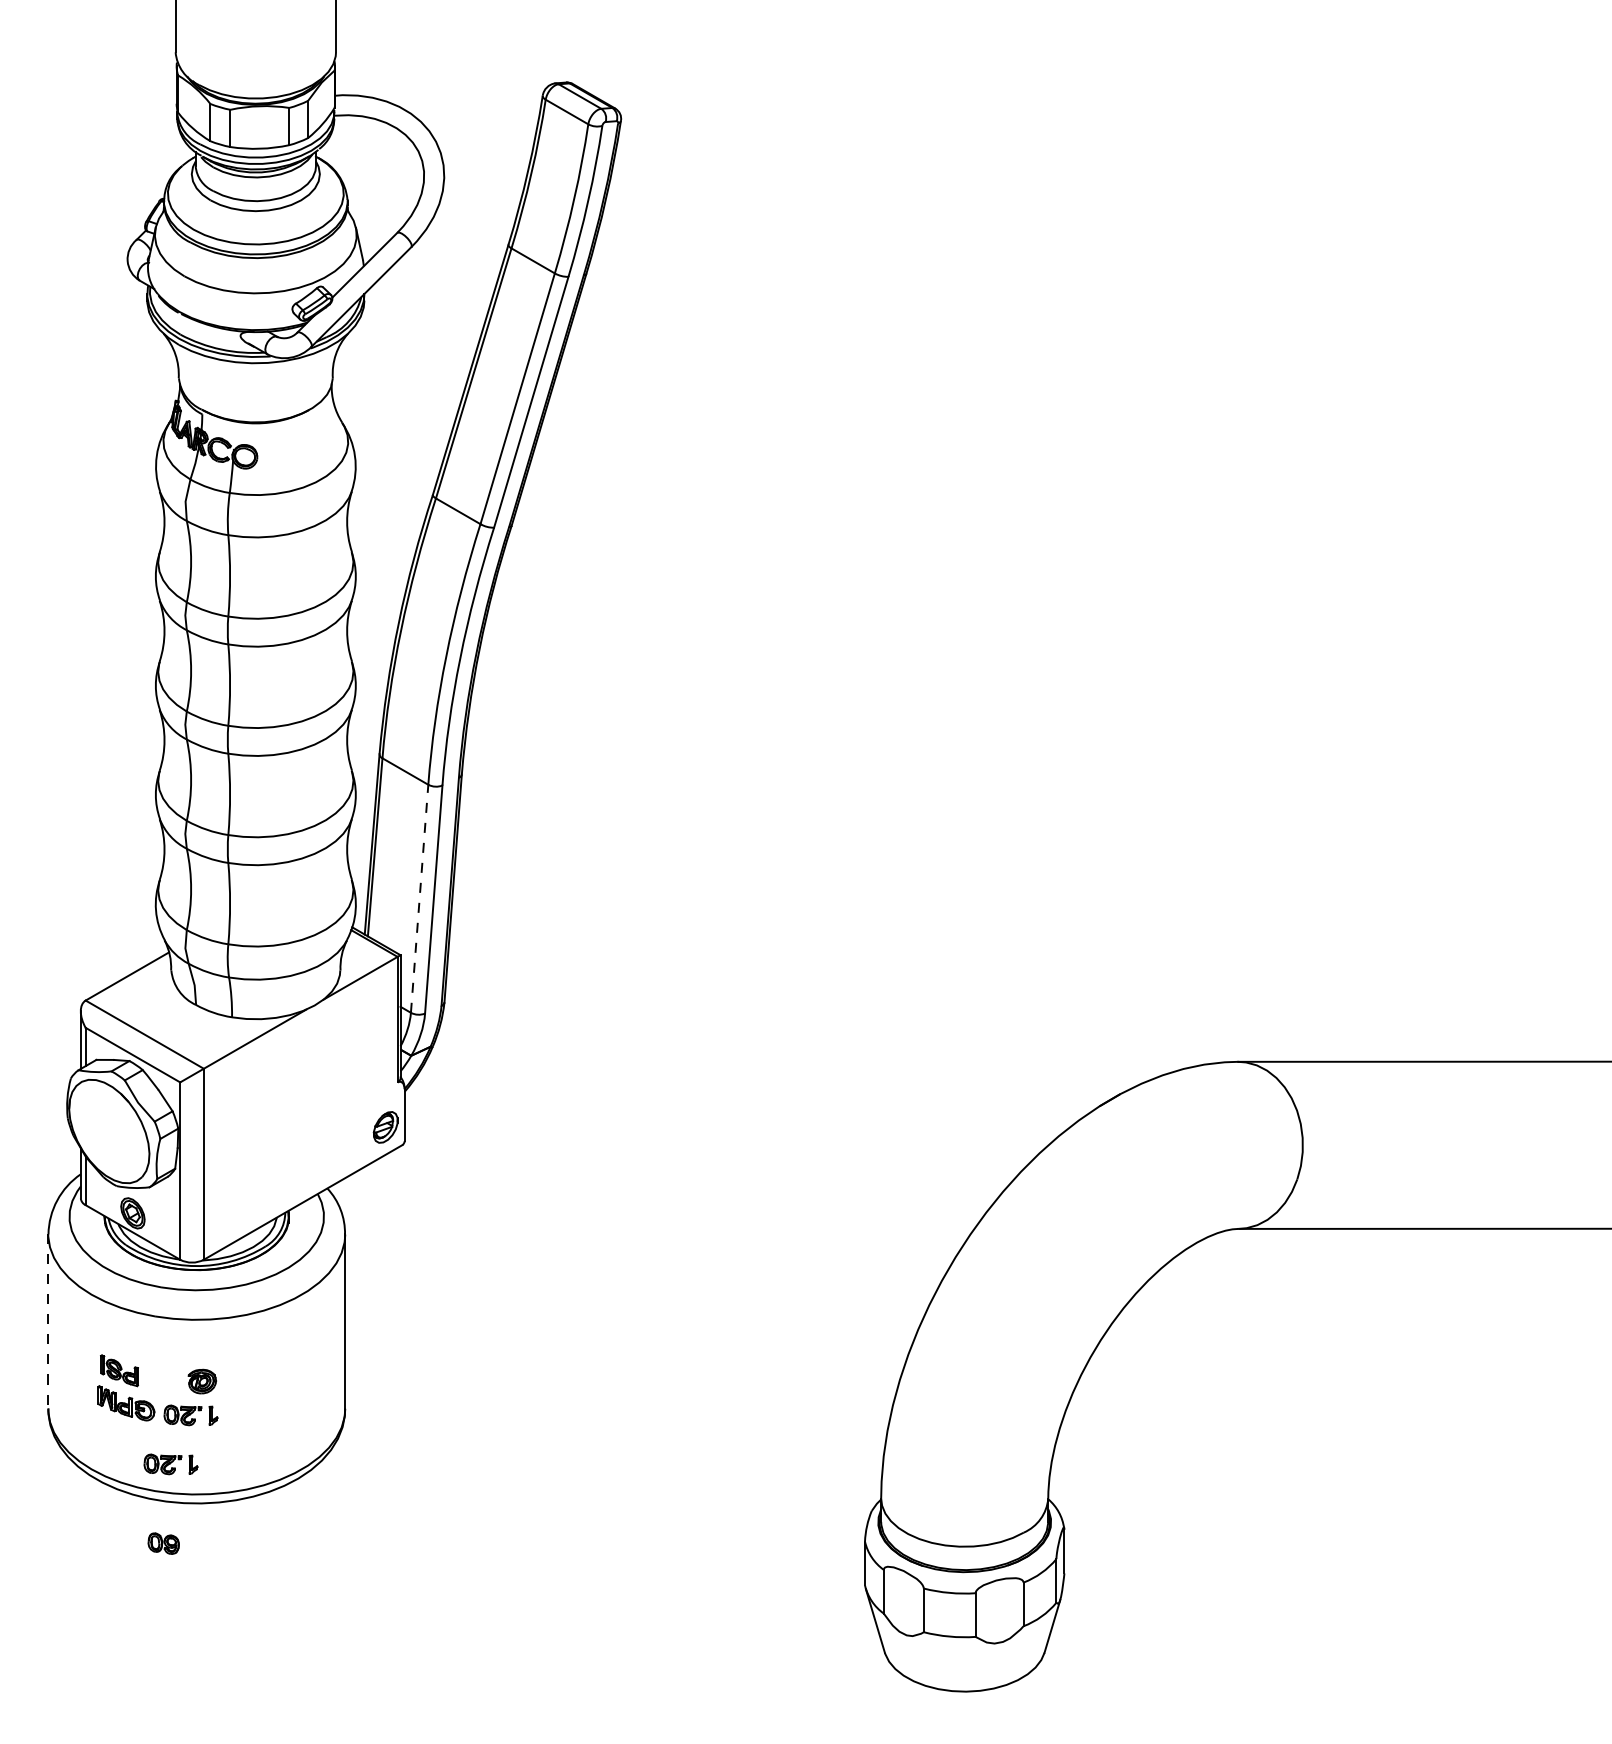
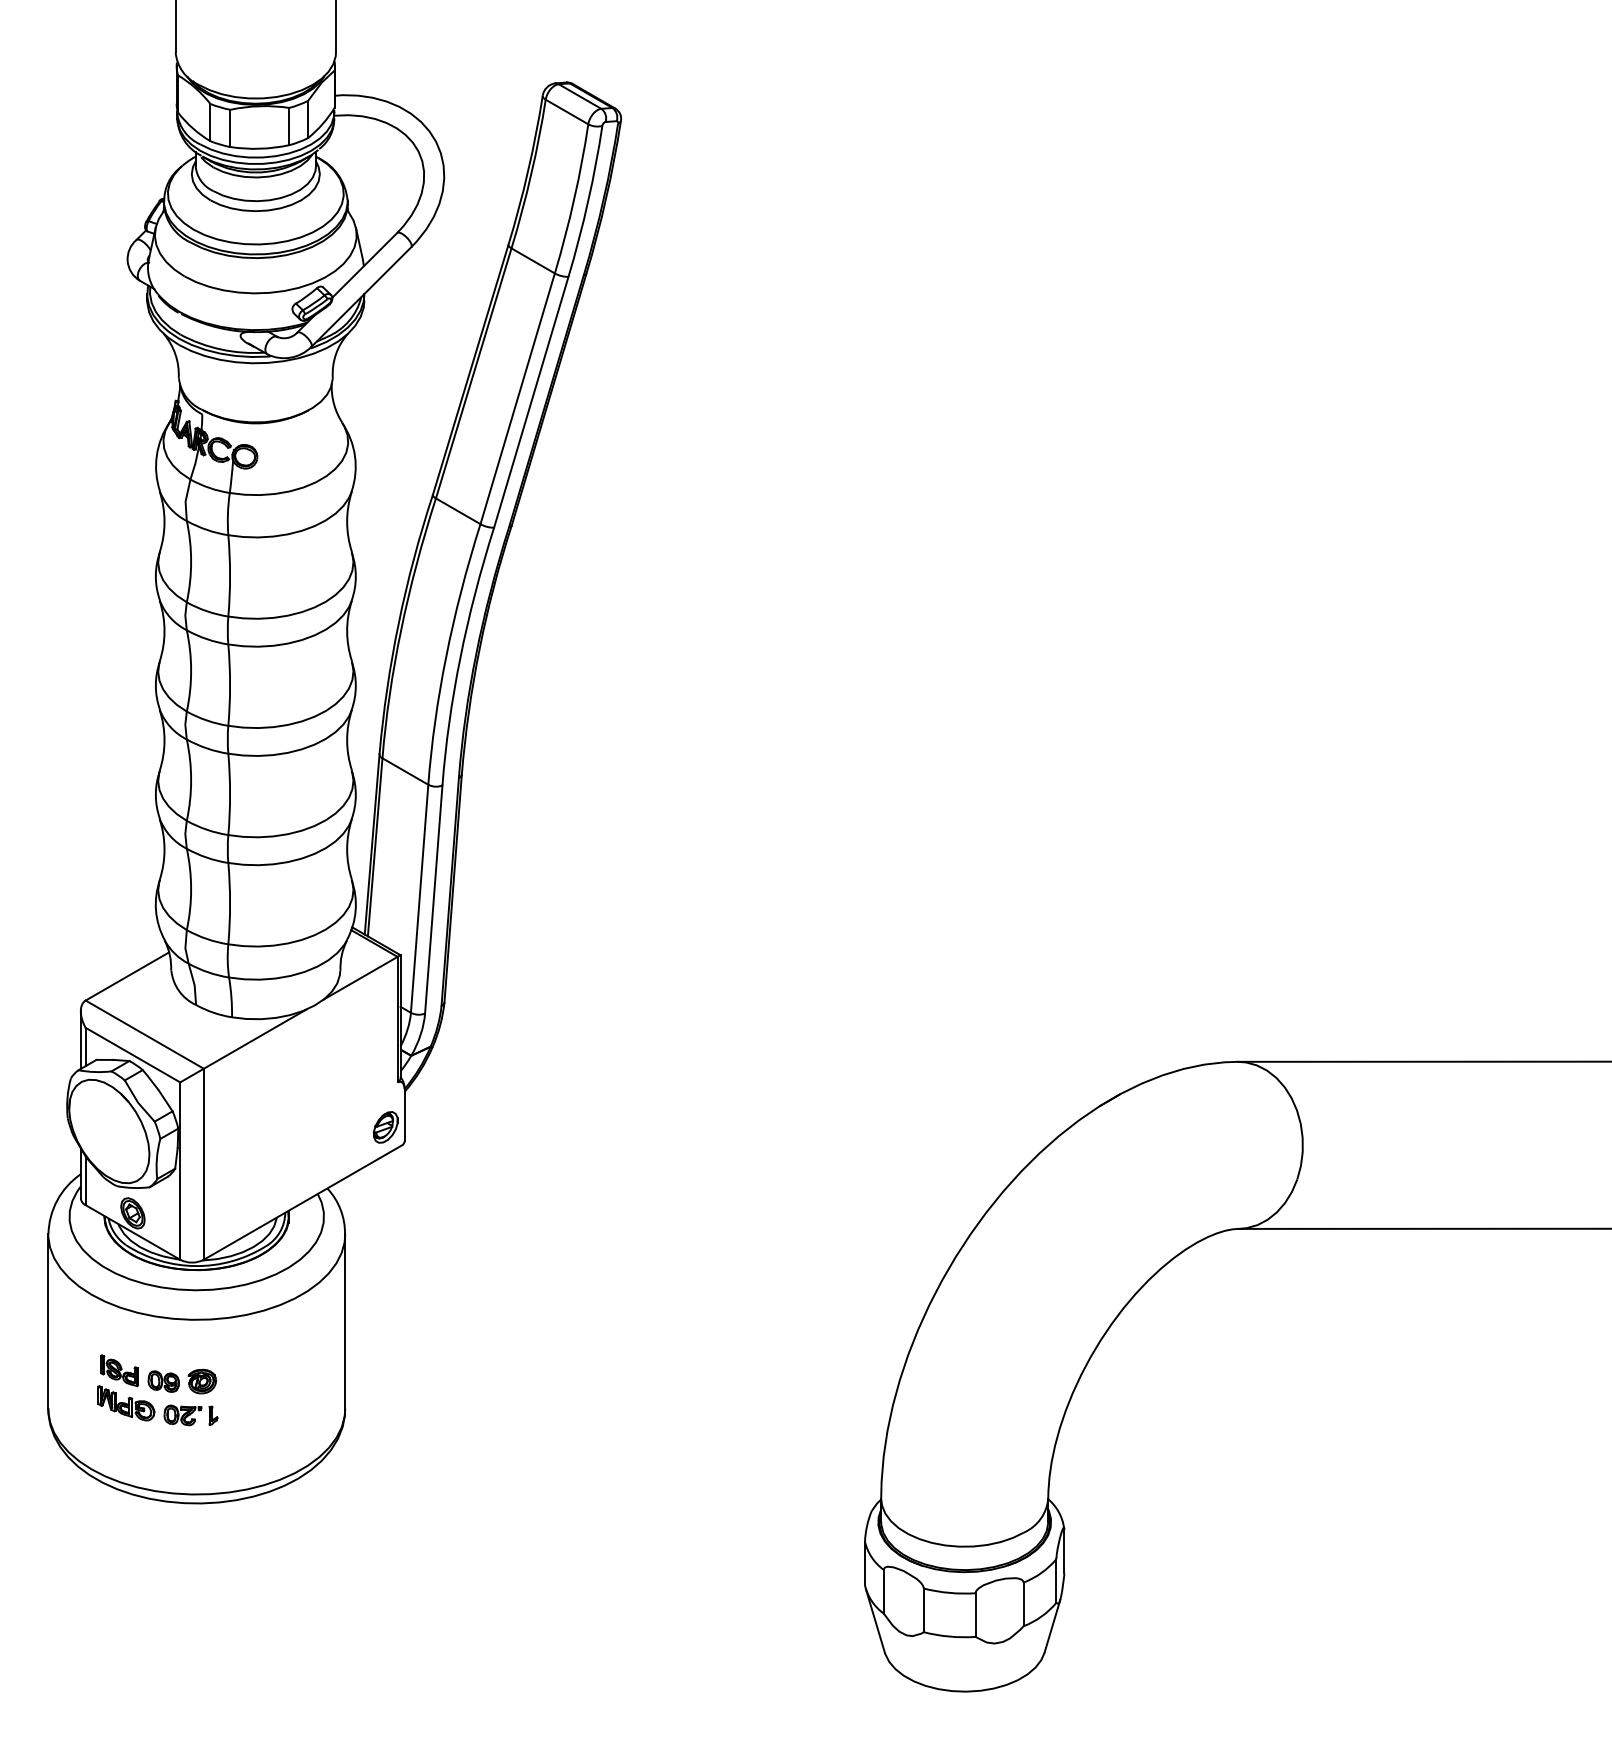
line: dashed -> solid (419, 898)
line: dashed -> solid (48, 1321)
part: present -> none (170, 1464)
part position: (163, 1543) -> (163, 1381) (163, 1381)
